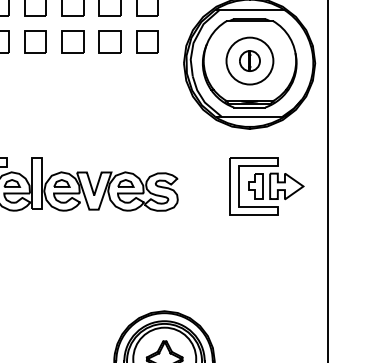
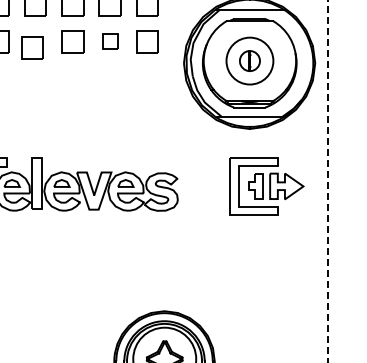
part position: (35, 41) -> (32, 47) (32, 47)
part size: 24x24 px -> 17x17 px (110, 41)
line: solid -> dashed (328, 181)
